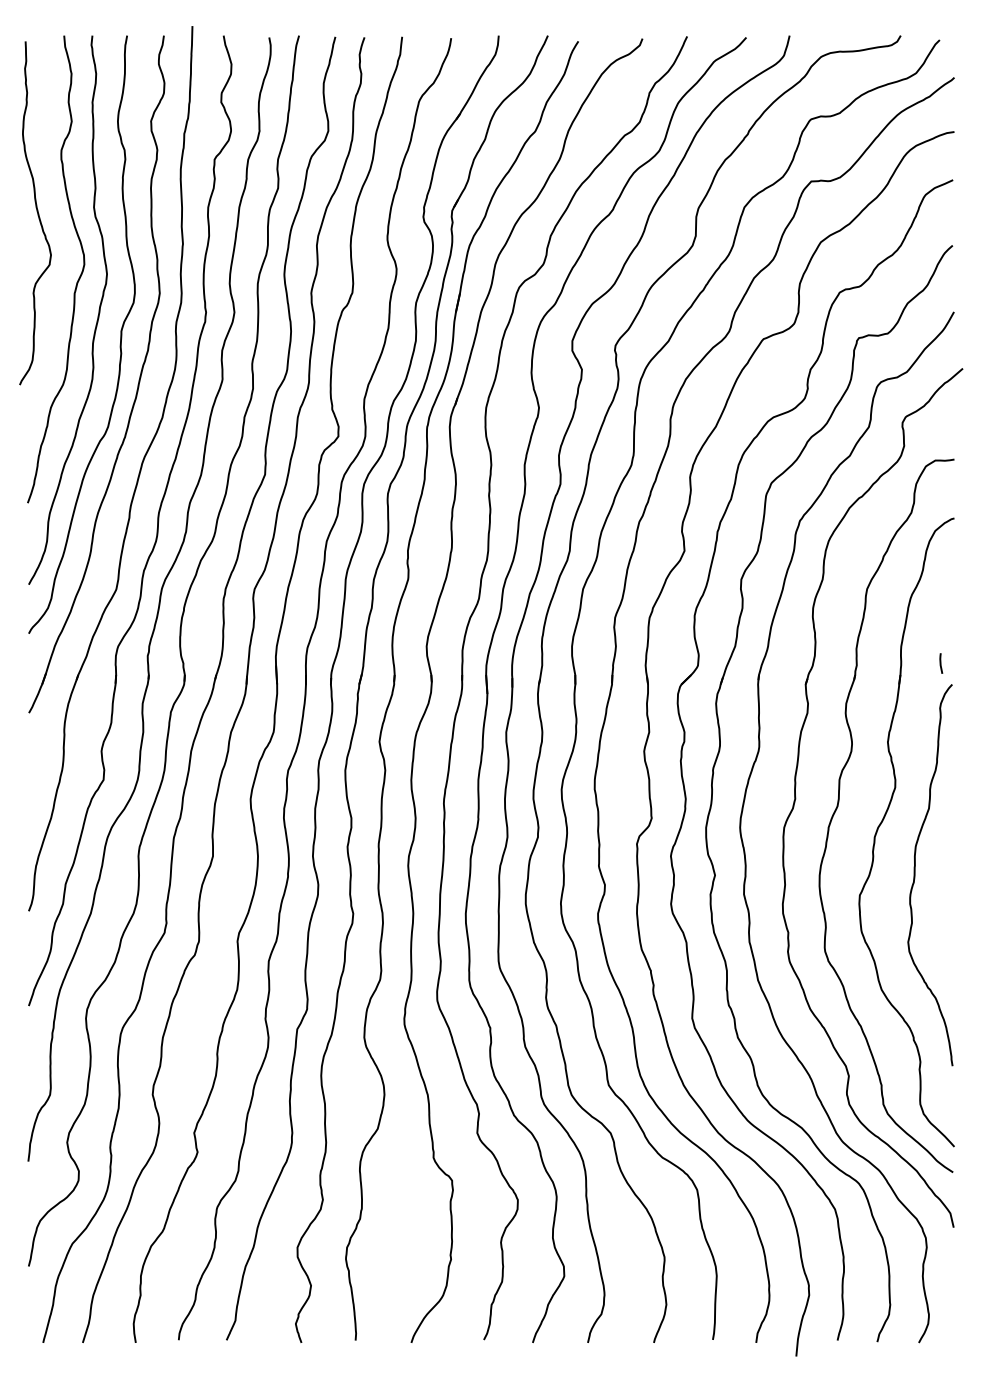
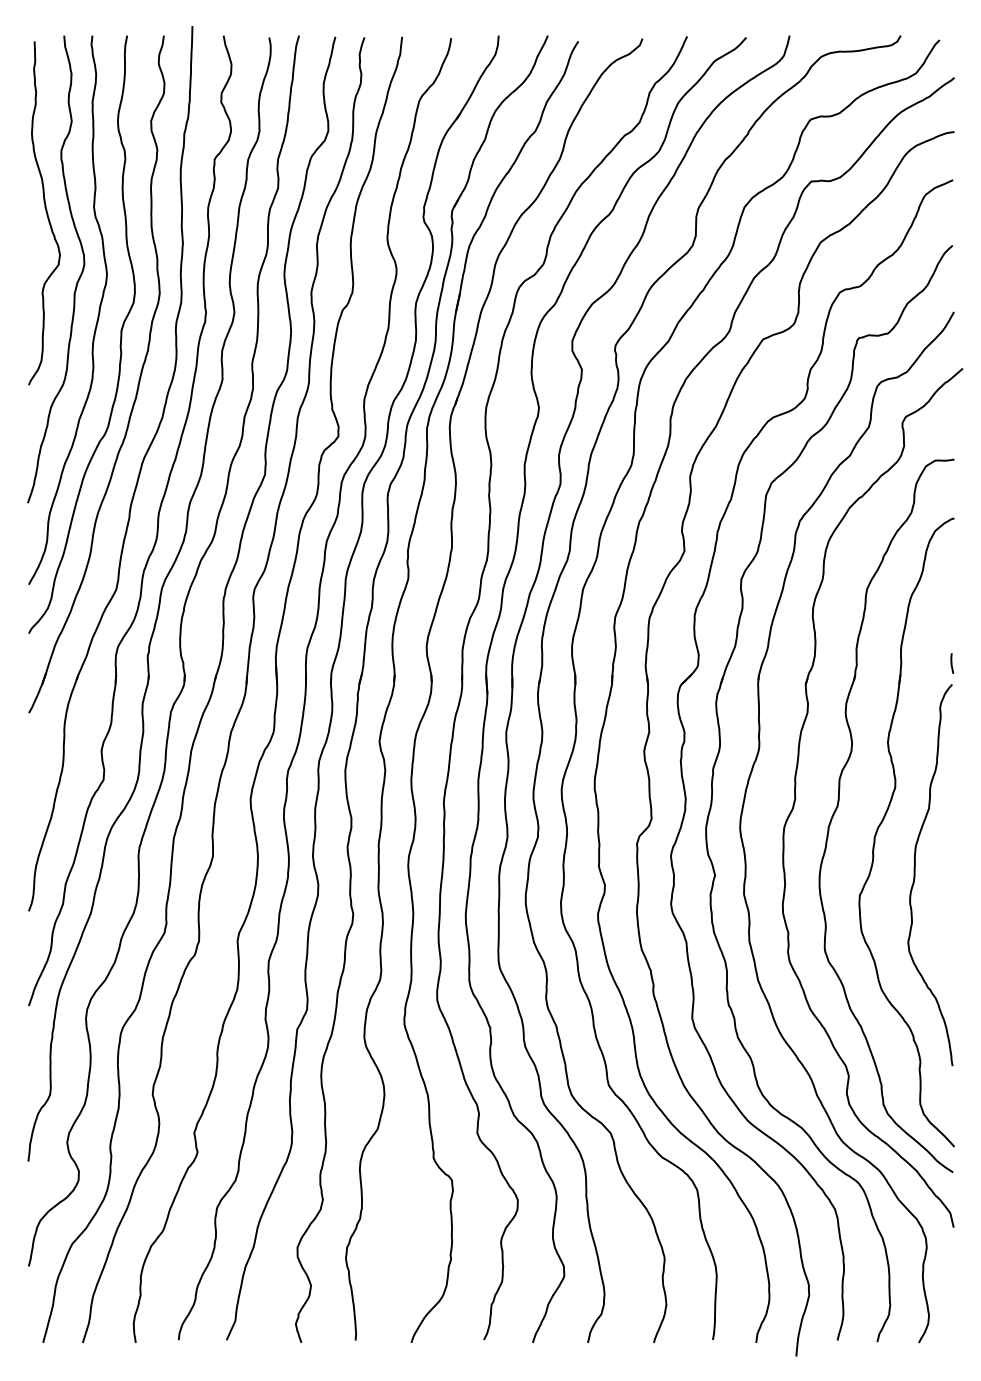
curve position: (37, 213) -> (46, 213) (46, 213)
line position: (941, 663) -> (952, 663) (952, 663)
